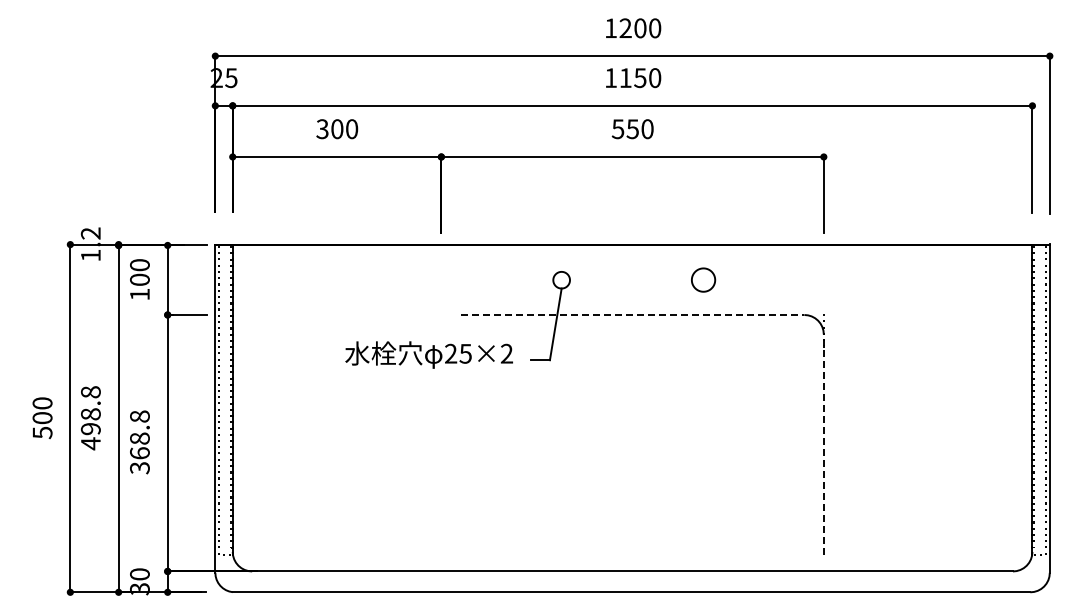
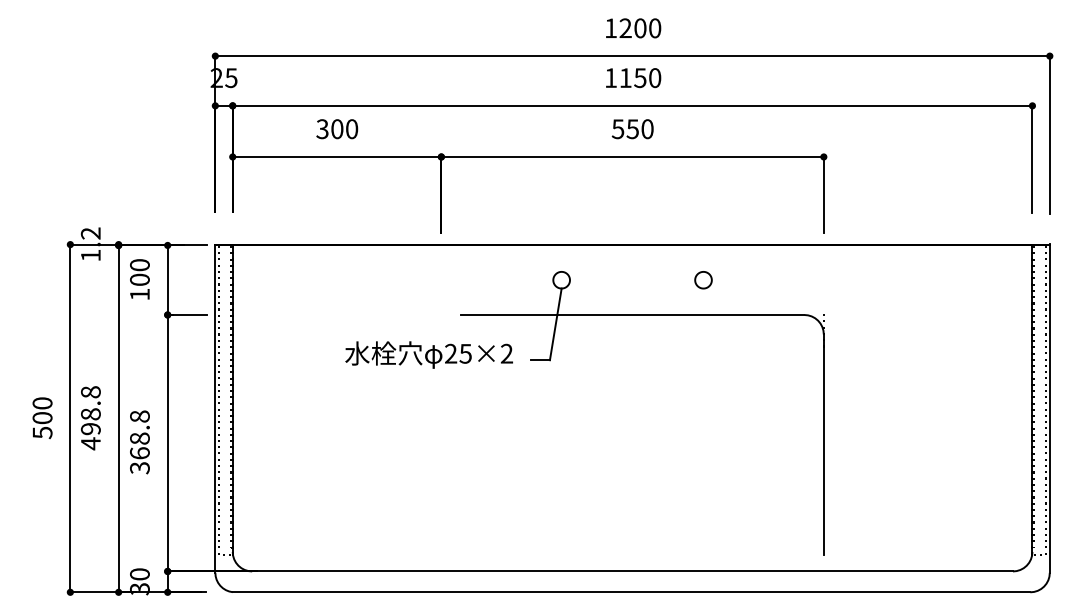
part size: 26x26 px -> 19x19 px (703, 280)
line: dashed -> solid (632, 314)
line: dashed -> solid (823, 444)
